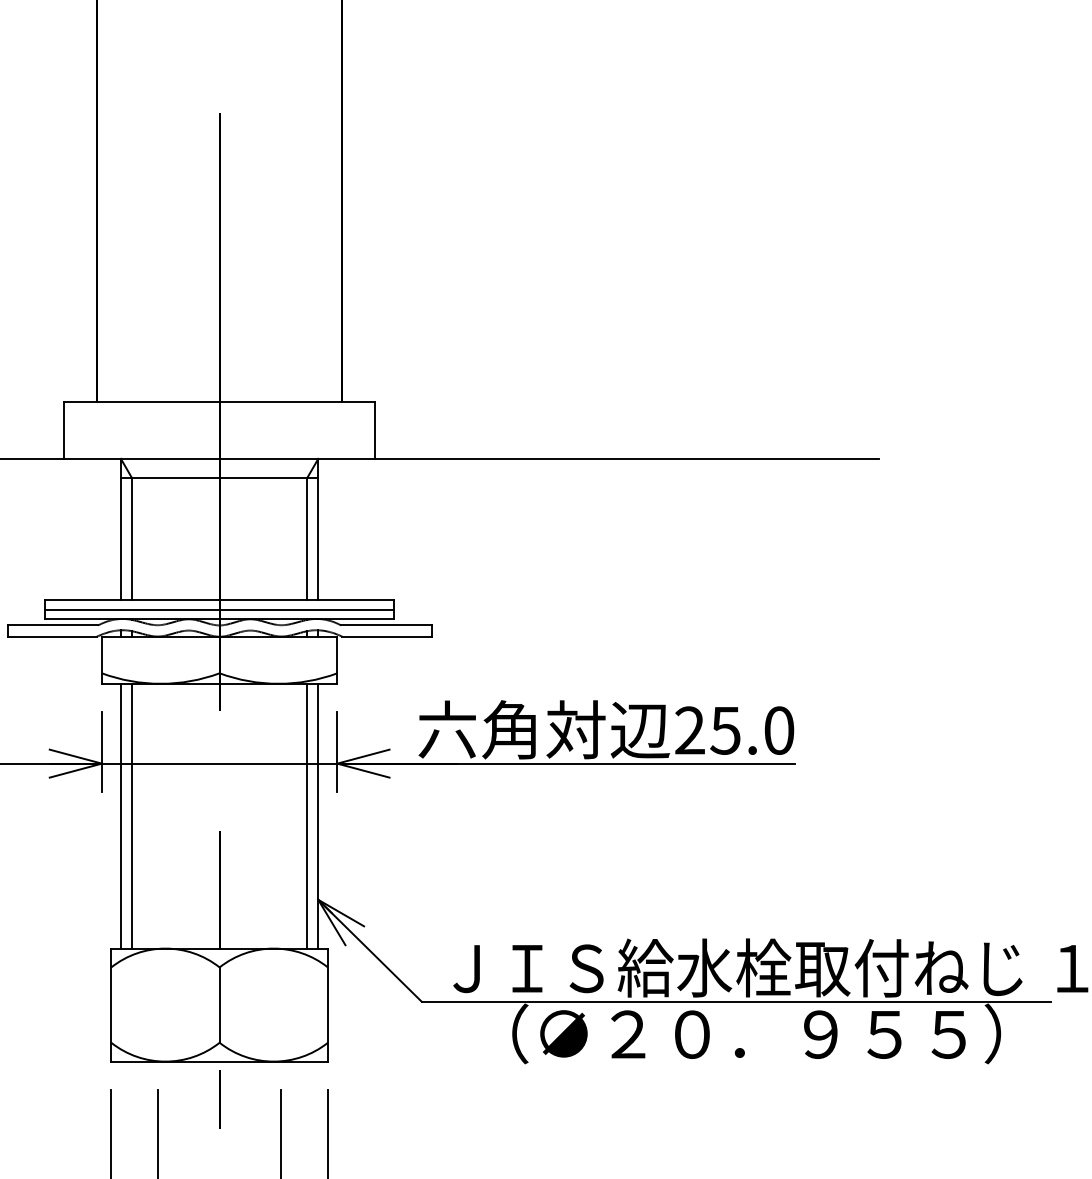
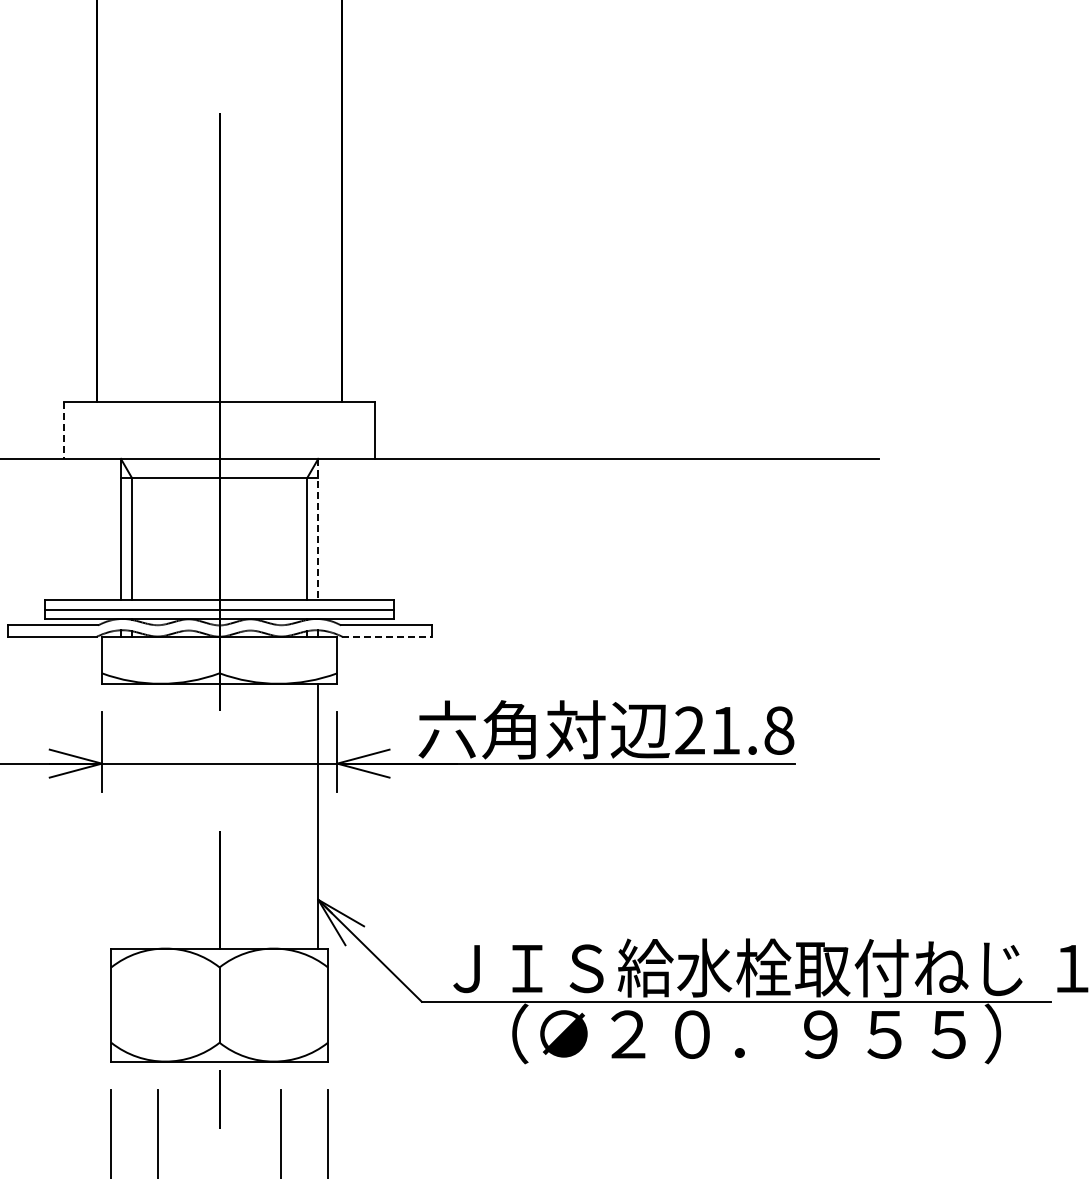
line: solid -> dashed (64, 431)
line: solid -> dashed (318, 529)
line: solid -> dashed (386, 636)
text: 25.0 -> 21.8 (752, 730)
line: present -> none (120, 815)
line: present -> none (131, 815)
line: present -> none (307, 815)
